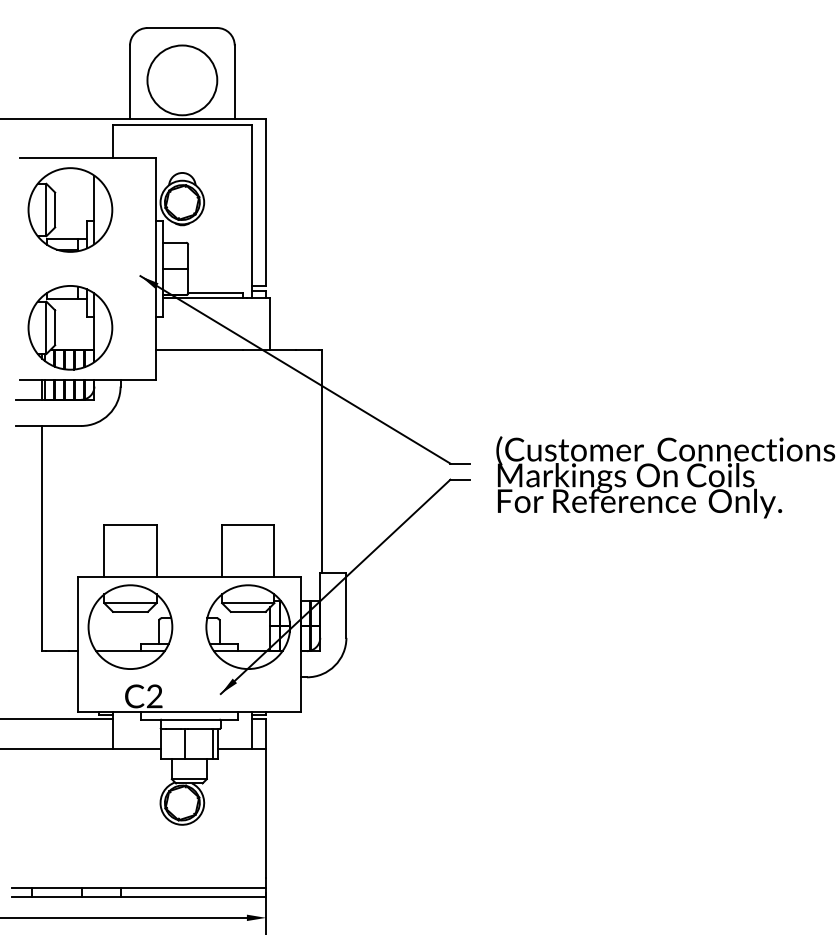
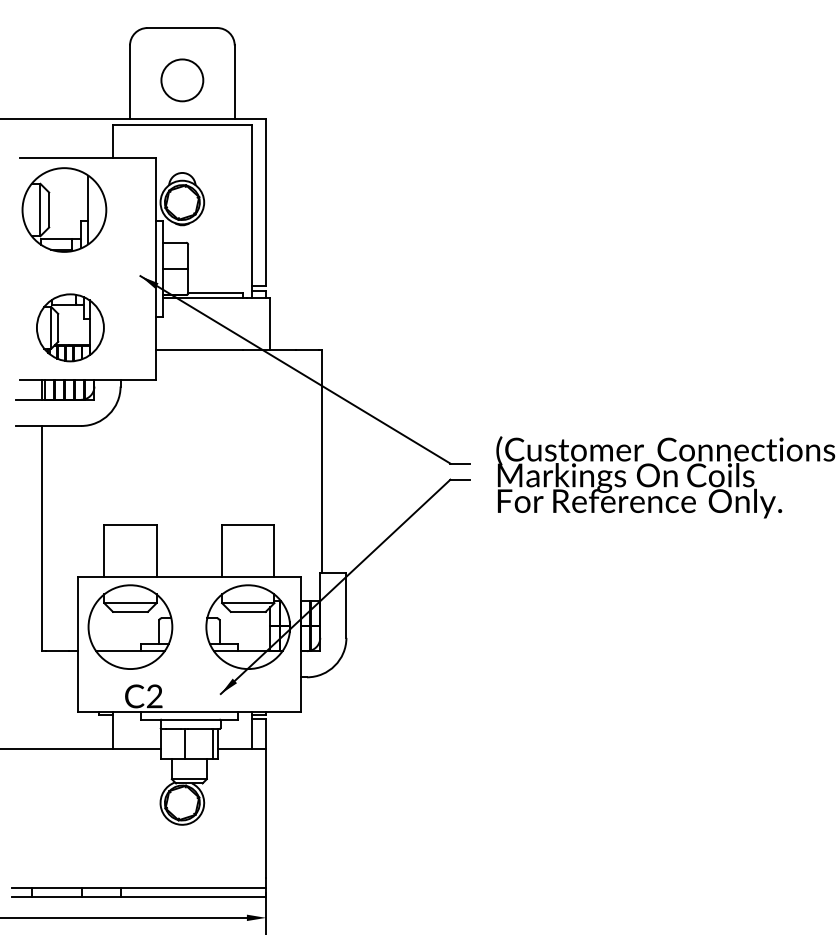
circle diameter: 70 px -> 42 px (182, 80)
part position: (70, 209) -> (64, 209) (64, 209)
part size: 87x86 px -> 69x70 px (70, 327)
line: present -> none (57, 719)
